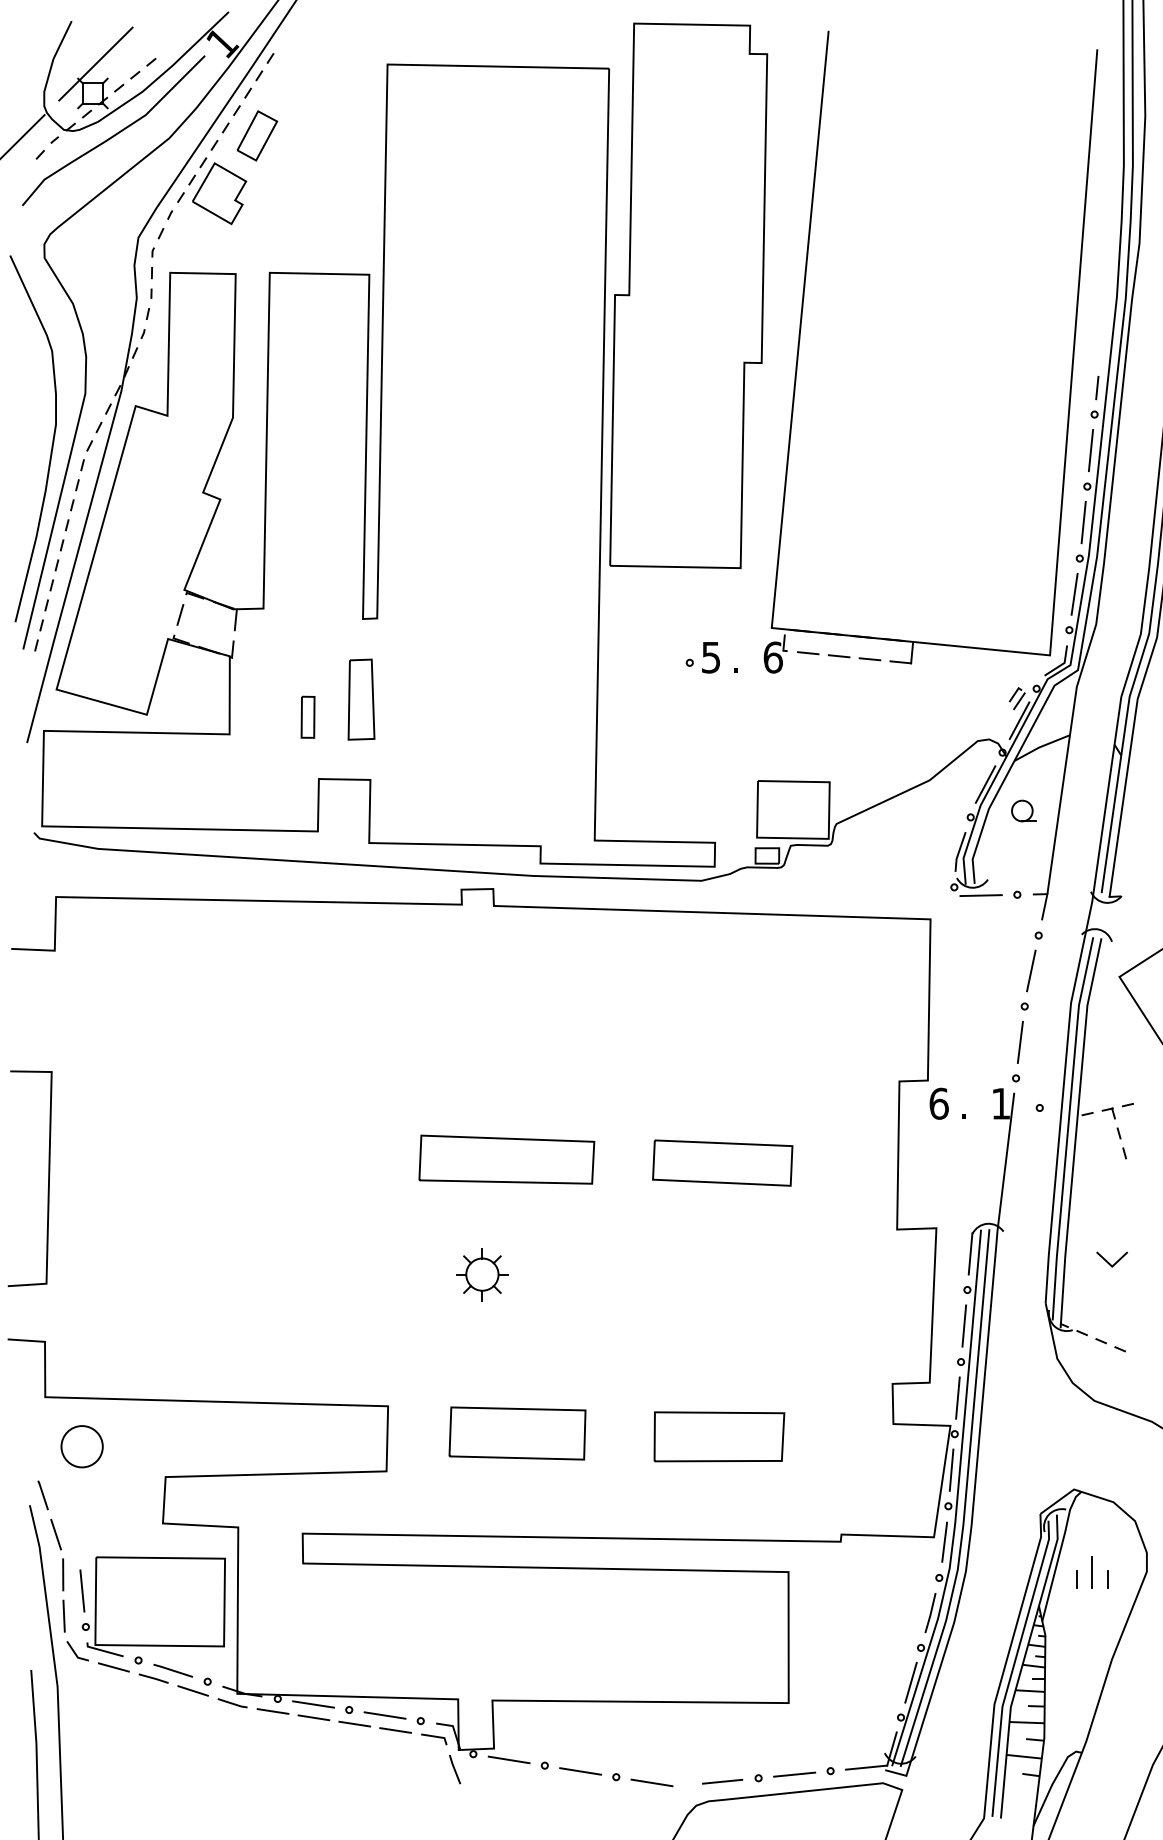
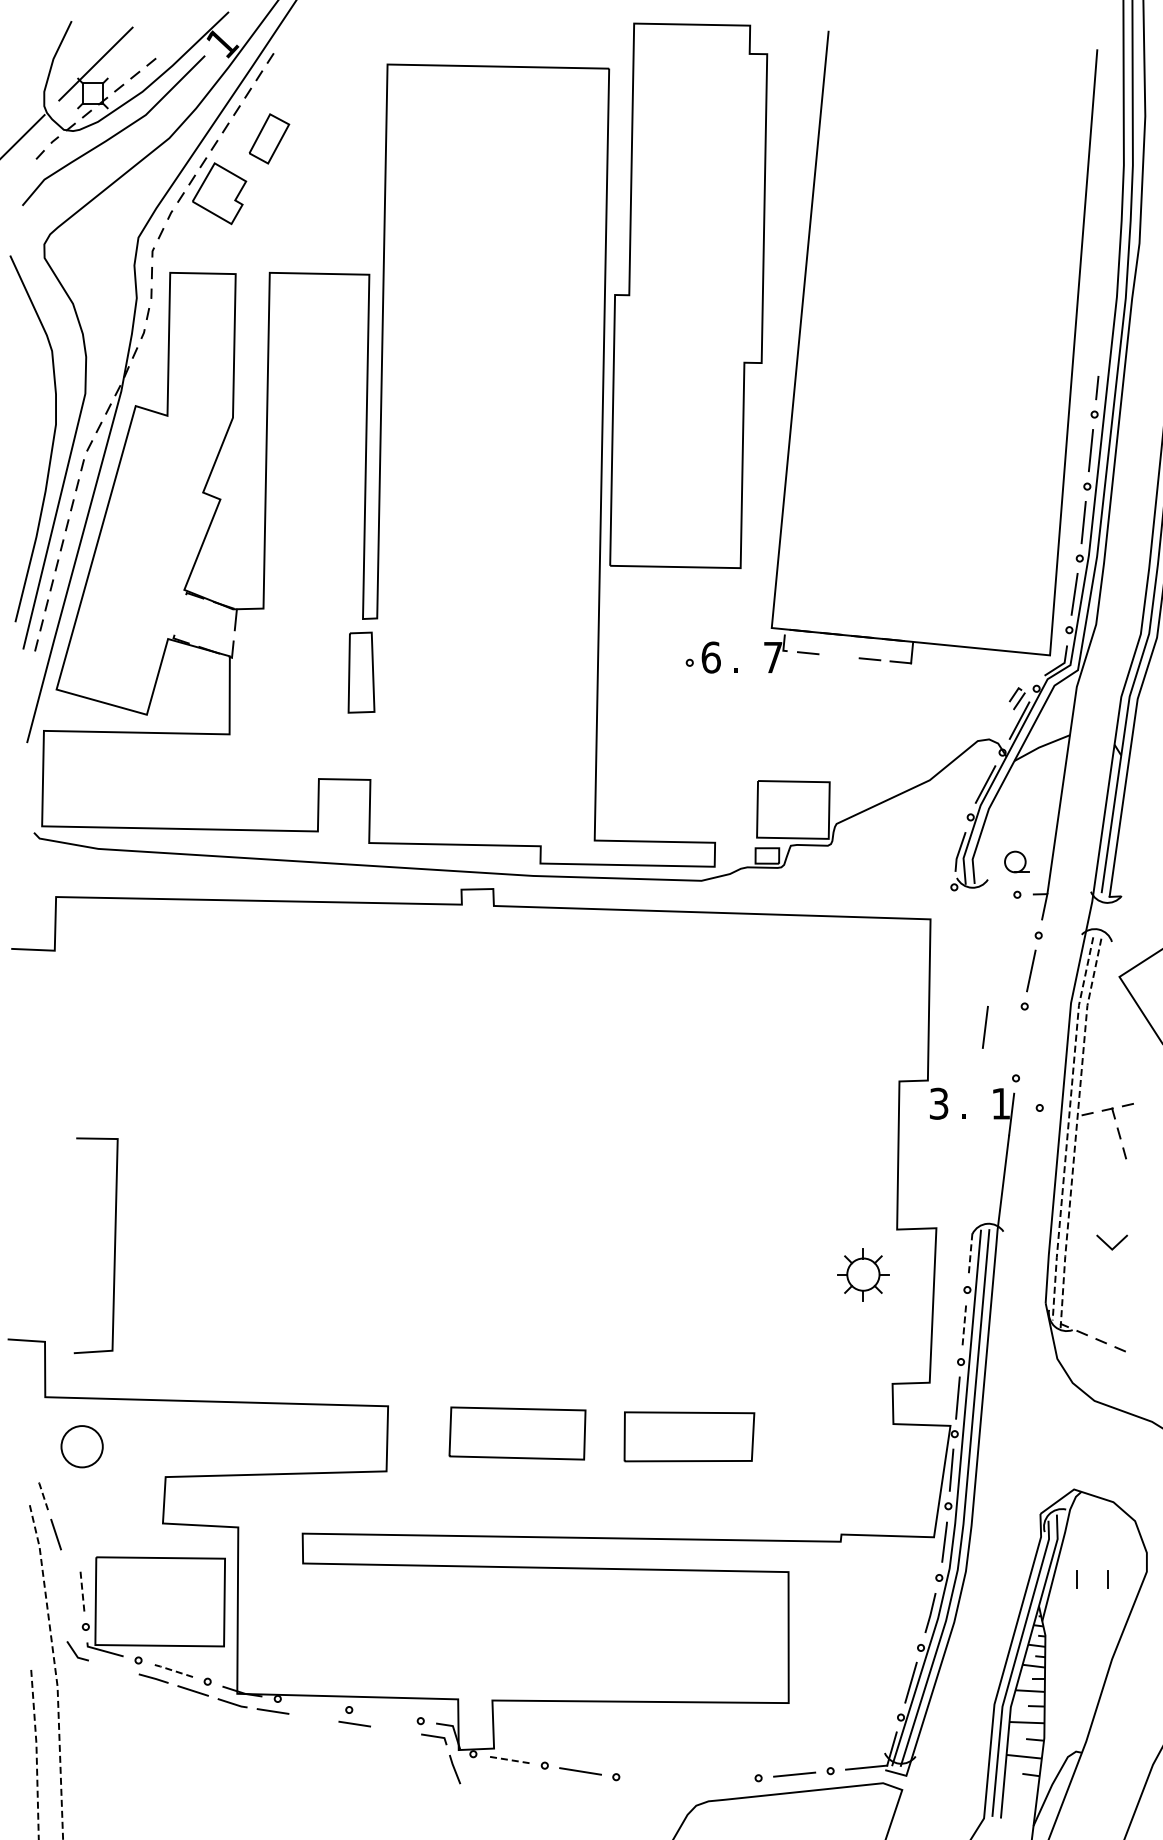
part position: (257, 135) -> (269, 138) (269, 138)
line: present -> none (180, 614)
line: present -> none (838, 656)
text: 5 -> 6 (710, 657)
text: 6 -> 7 (772, 657)
part position: (361, 699) -> (361, 672) (361, 672)
part: present -> none (307, 716)
part position: (1023, 810) -> (1016, 861) (1016, 861)
line: present -> none (980, 895)
line position: (1020, 1042) -> (985, 1027) (985, 1027)
text: 6 -> 3 (938, 1103)
line: solid -> dashed (1068, 1128)
line: solid -> dashed (1076, 1132)
part: present -> none (506, 1159)
part: present -> none (722, 1162)
line position: (48, 1178) -> (114, 1245) (114, 1245)
line: solid -> dashed (970, 1253)
line position: (1108, 1261) -> (1108, 1244) (1108, 1244)
part position: (482, 1274) -> (863, 1274) (863, 1274)
line: solid -> dashed (964, 1326)
part position: (719, 1436) -> (689, 1436) (689, 1436)
line: solid -> dashed (42, 1494)
line: present -> none (1092, 1571)
line: present -> none (63, 1574)
line: solid -> dashed (82, 1590)
line: present -> none (63, 1615)
line: present -> none (113, 1667)
line: solid -> dashed (172, 1670)
line: solid -> dashed (55, 1671)
line: present -> none (313, 1704)
line: present -> none (384, 1715)
line: present -> none (313, 1717)
line: present -> none (395, 1730)
line: solid -> dashed (36, 1754)
line: solid -> dashed (509, 1759)
line: present -> none (722, 1781)
line: present -> none (651, 1782)
